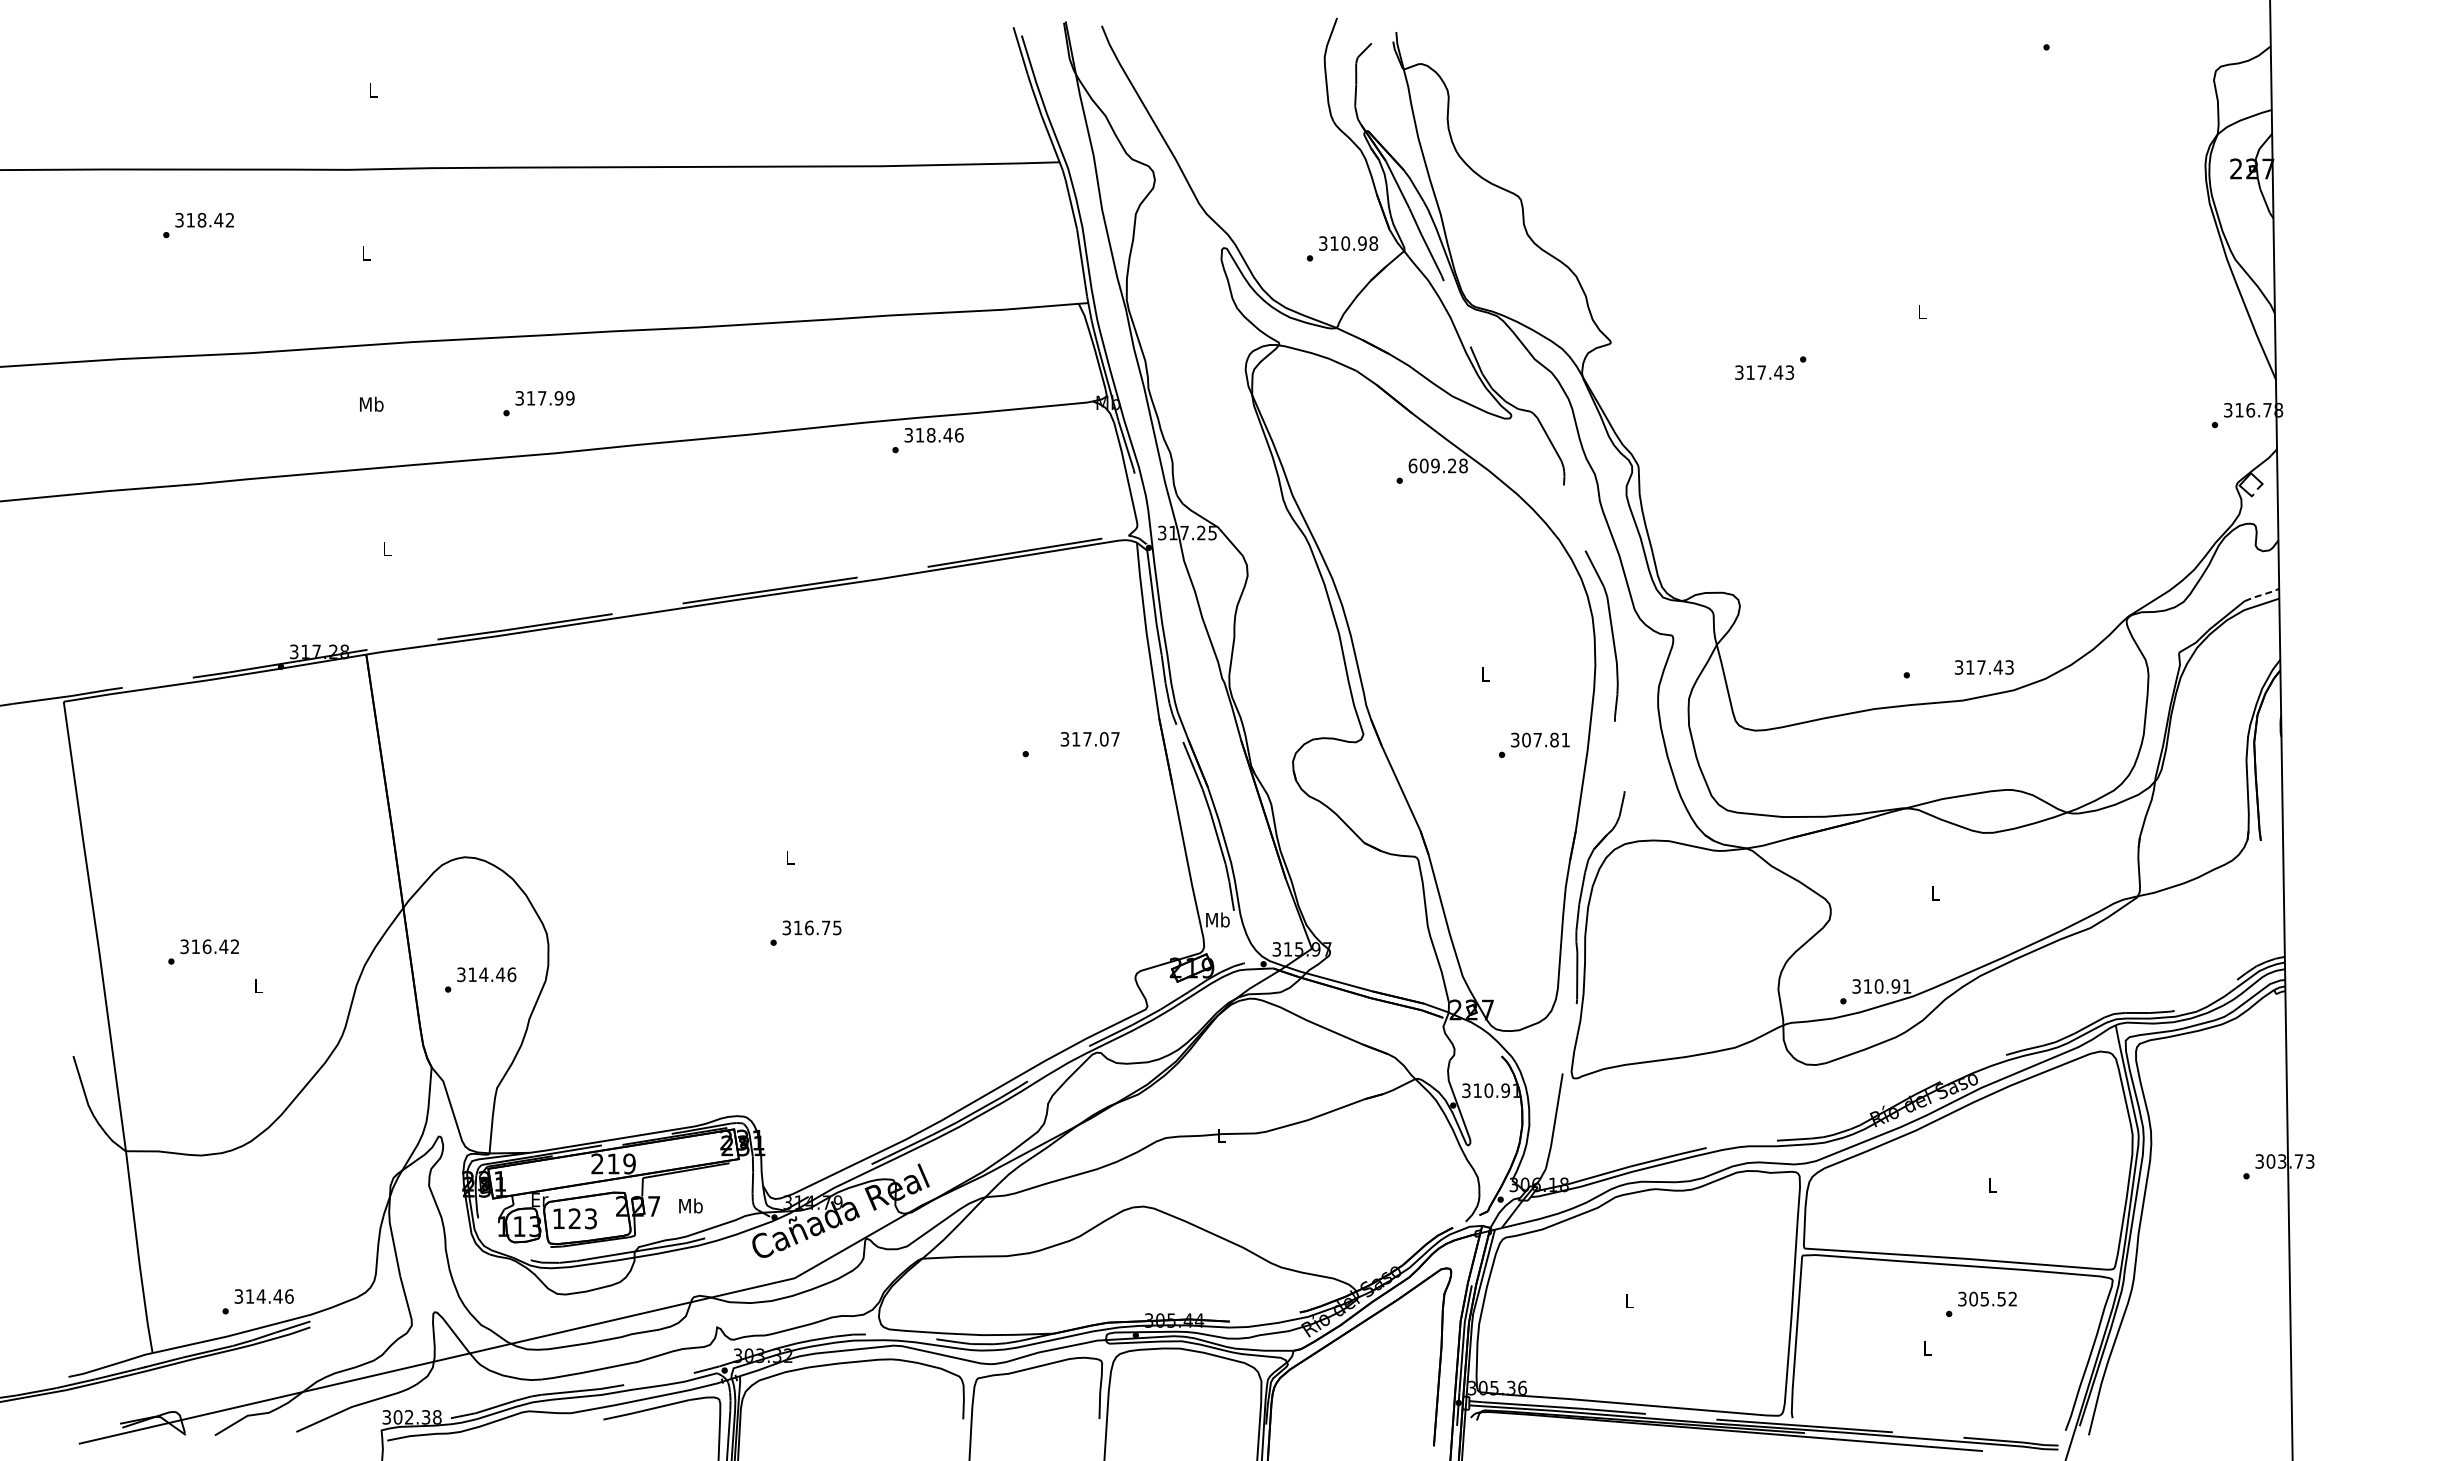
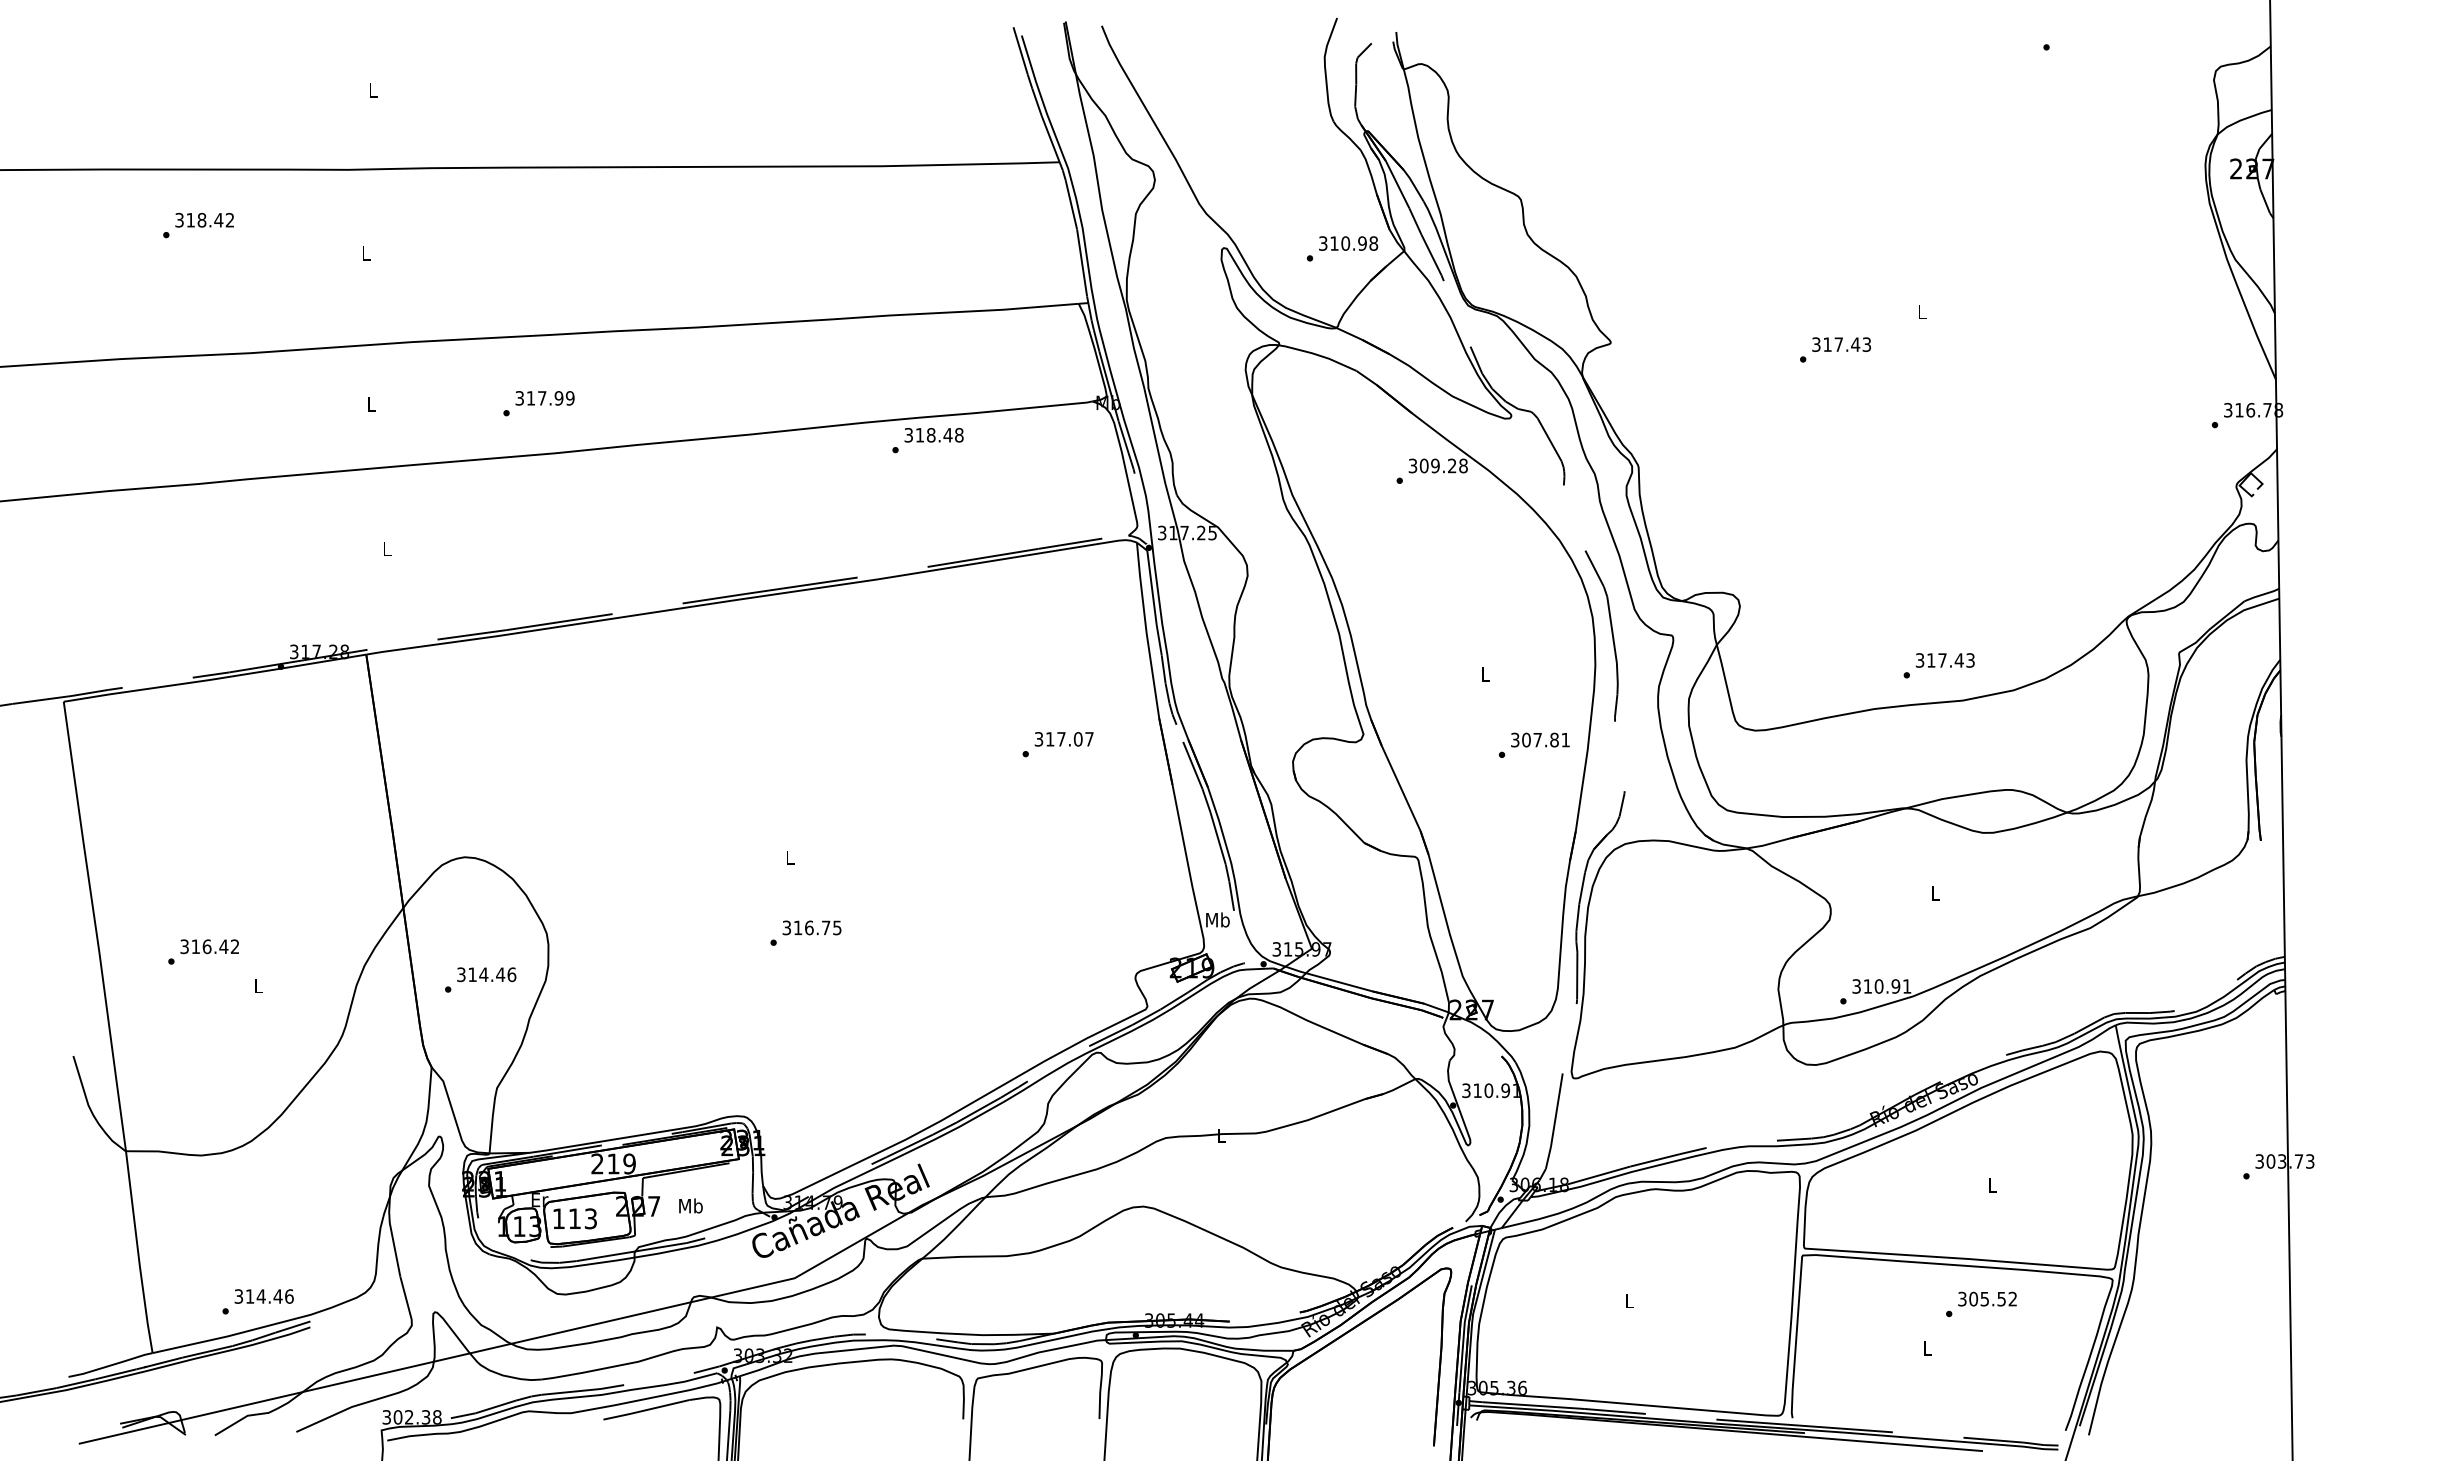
text position: (1764, 372) -> (1841, 344) (1841, 344)
text: Mb -> L (371, 403)
text: 318.46 -> 318.48 (959, 435)
text: 609.28 -> 309.28 (1412, 465)
line: dashed -> solid (2262, 594)
text position: (1983, 667) -> (1944, 660) (1944, 660)
text position: (1089, 739) -> (1063, 739) (1063, 739)
text: 123 -> 113 (574, 1218)
